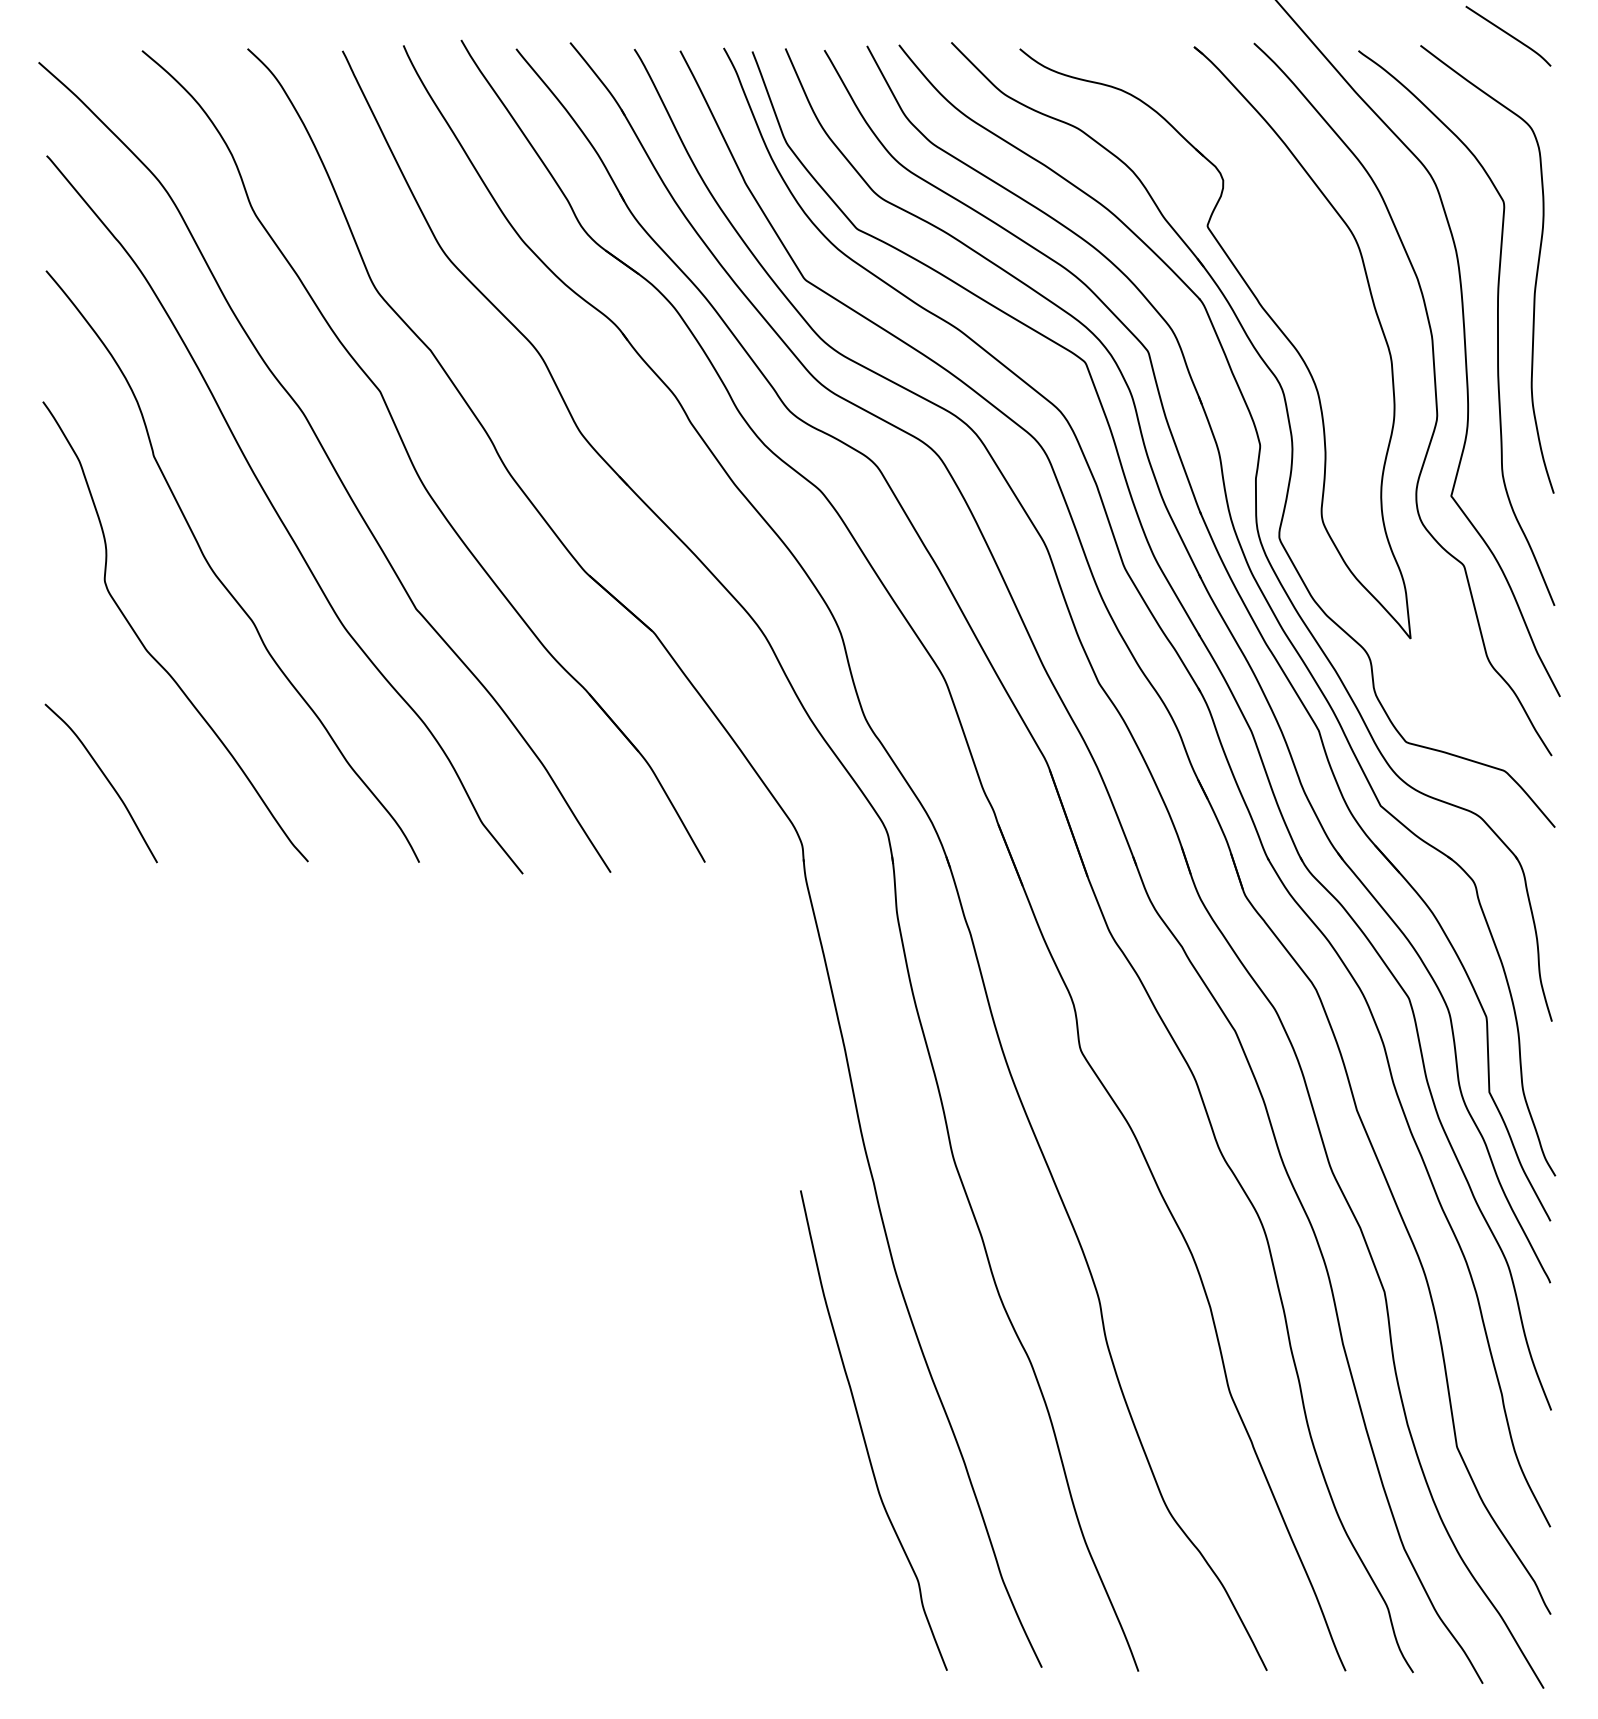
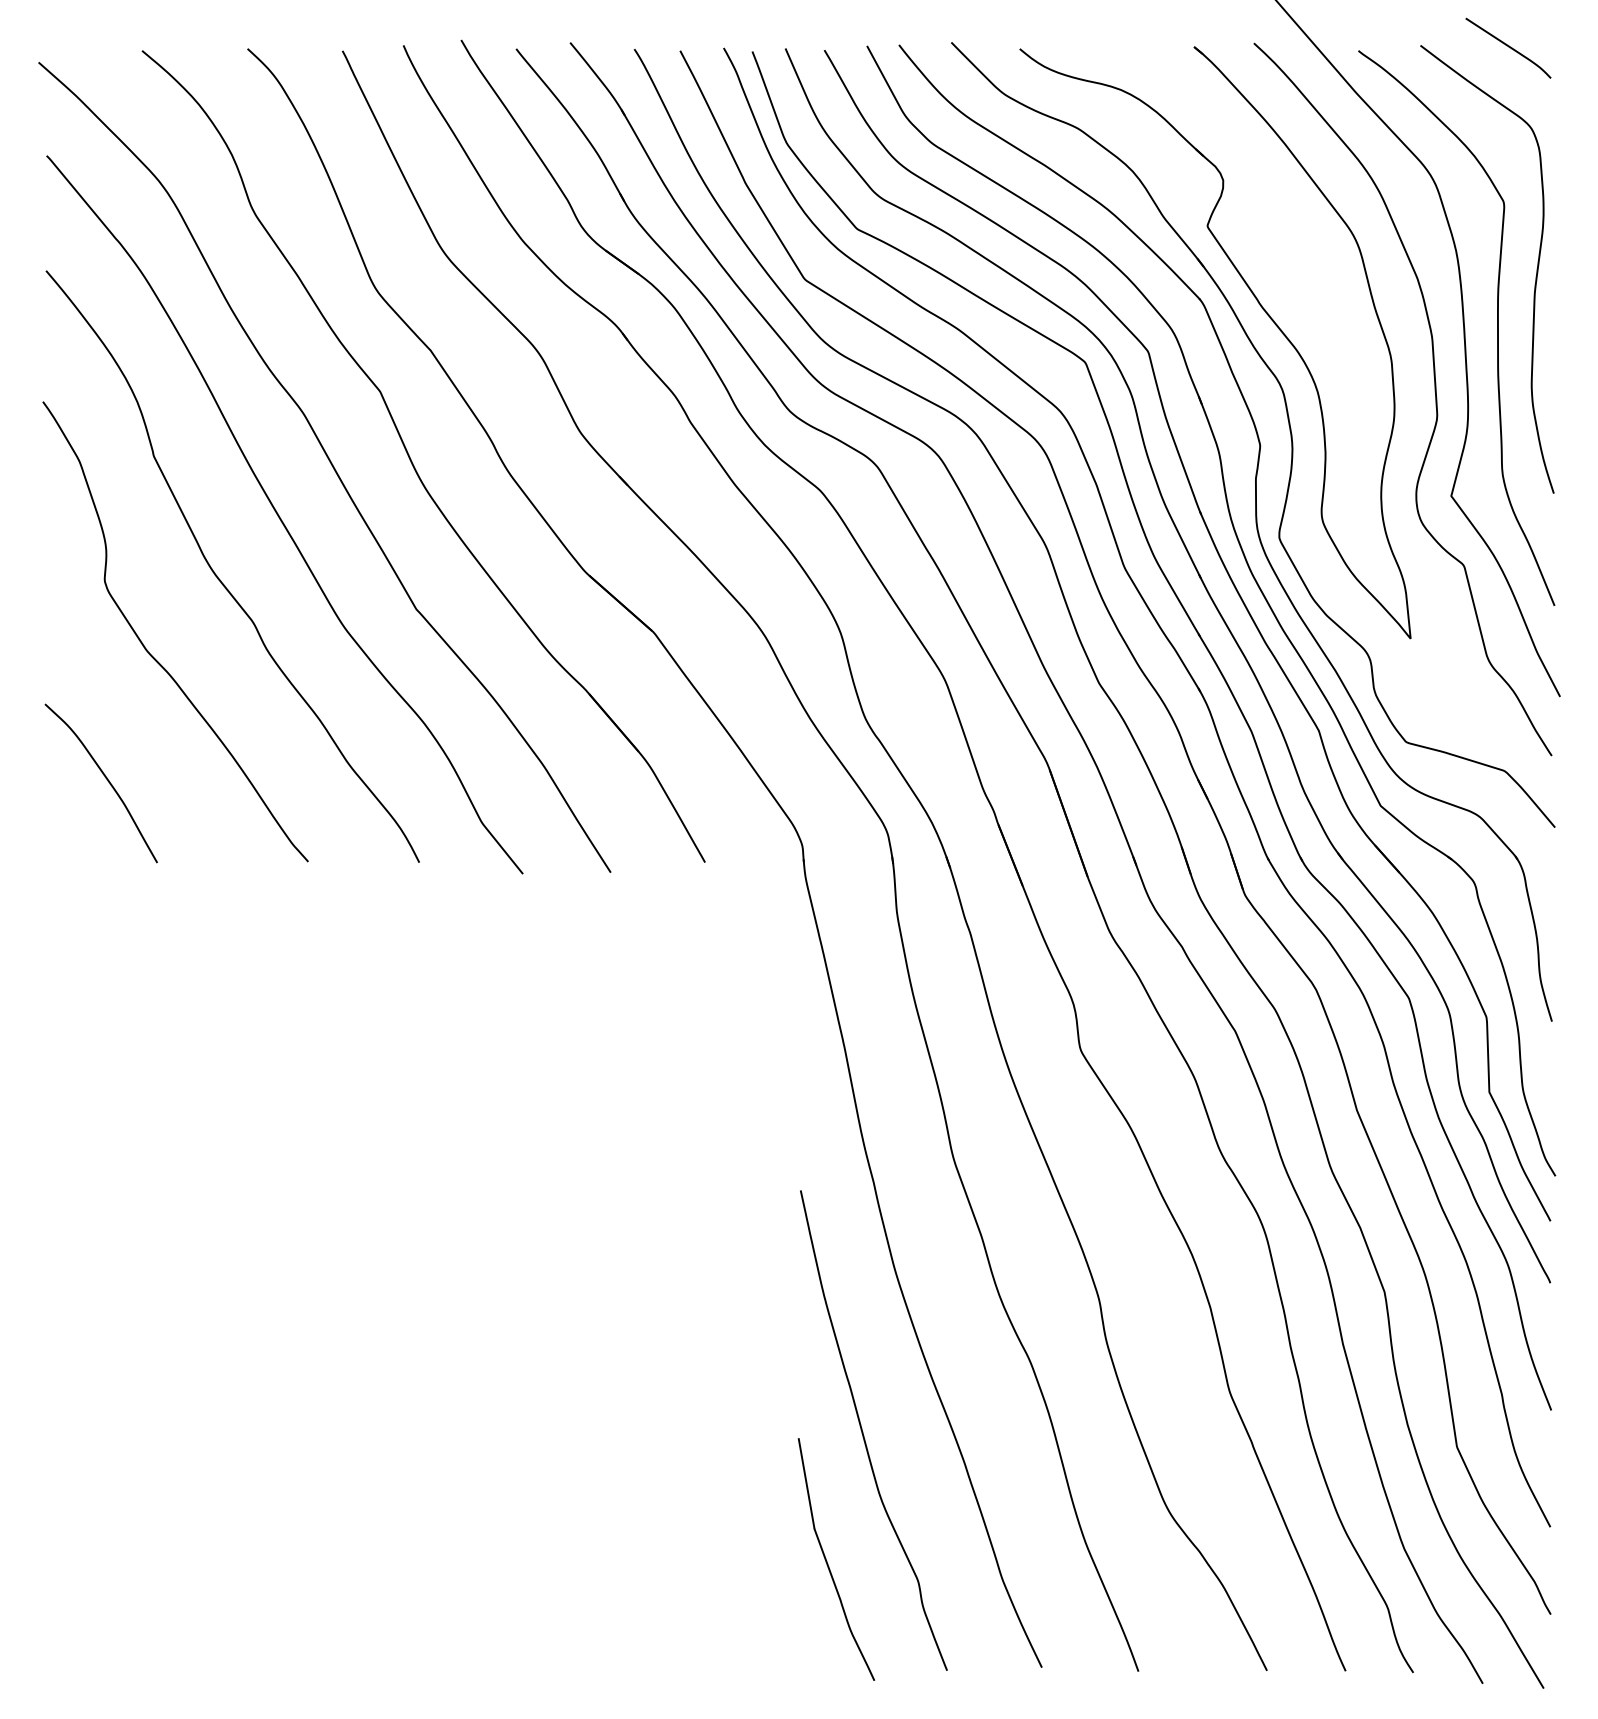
curve position: (1508, 35) -> (1508, 47) (1508, 47)
curve: none -> present (828, 1563)
